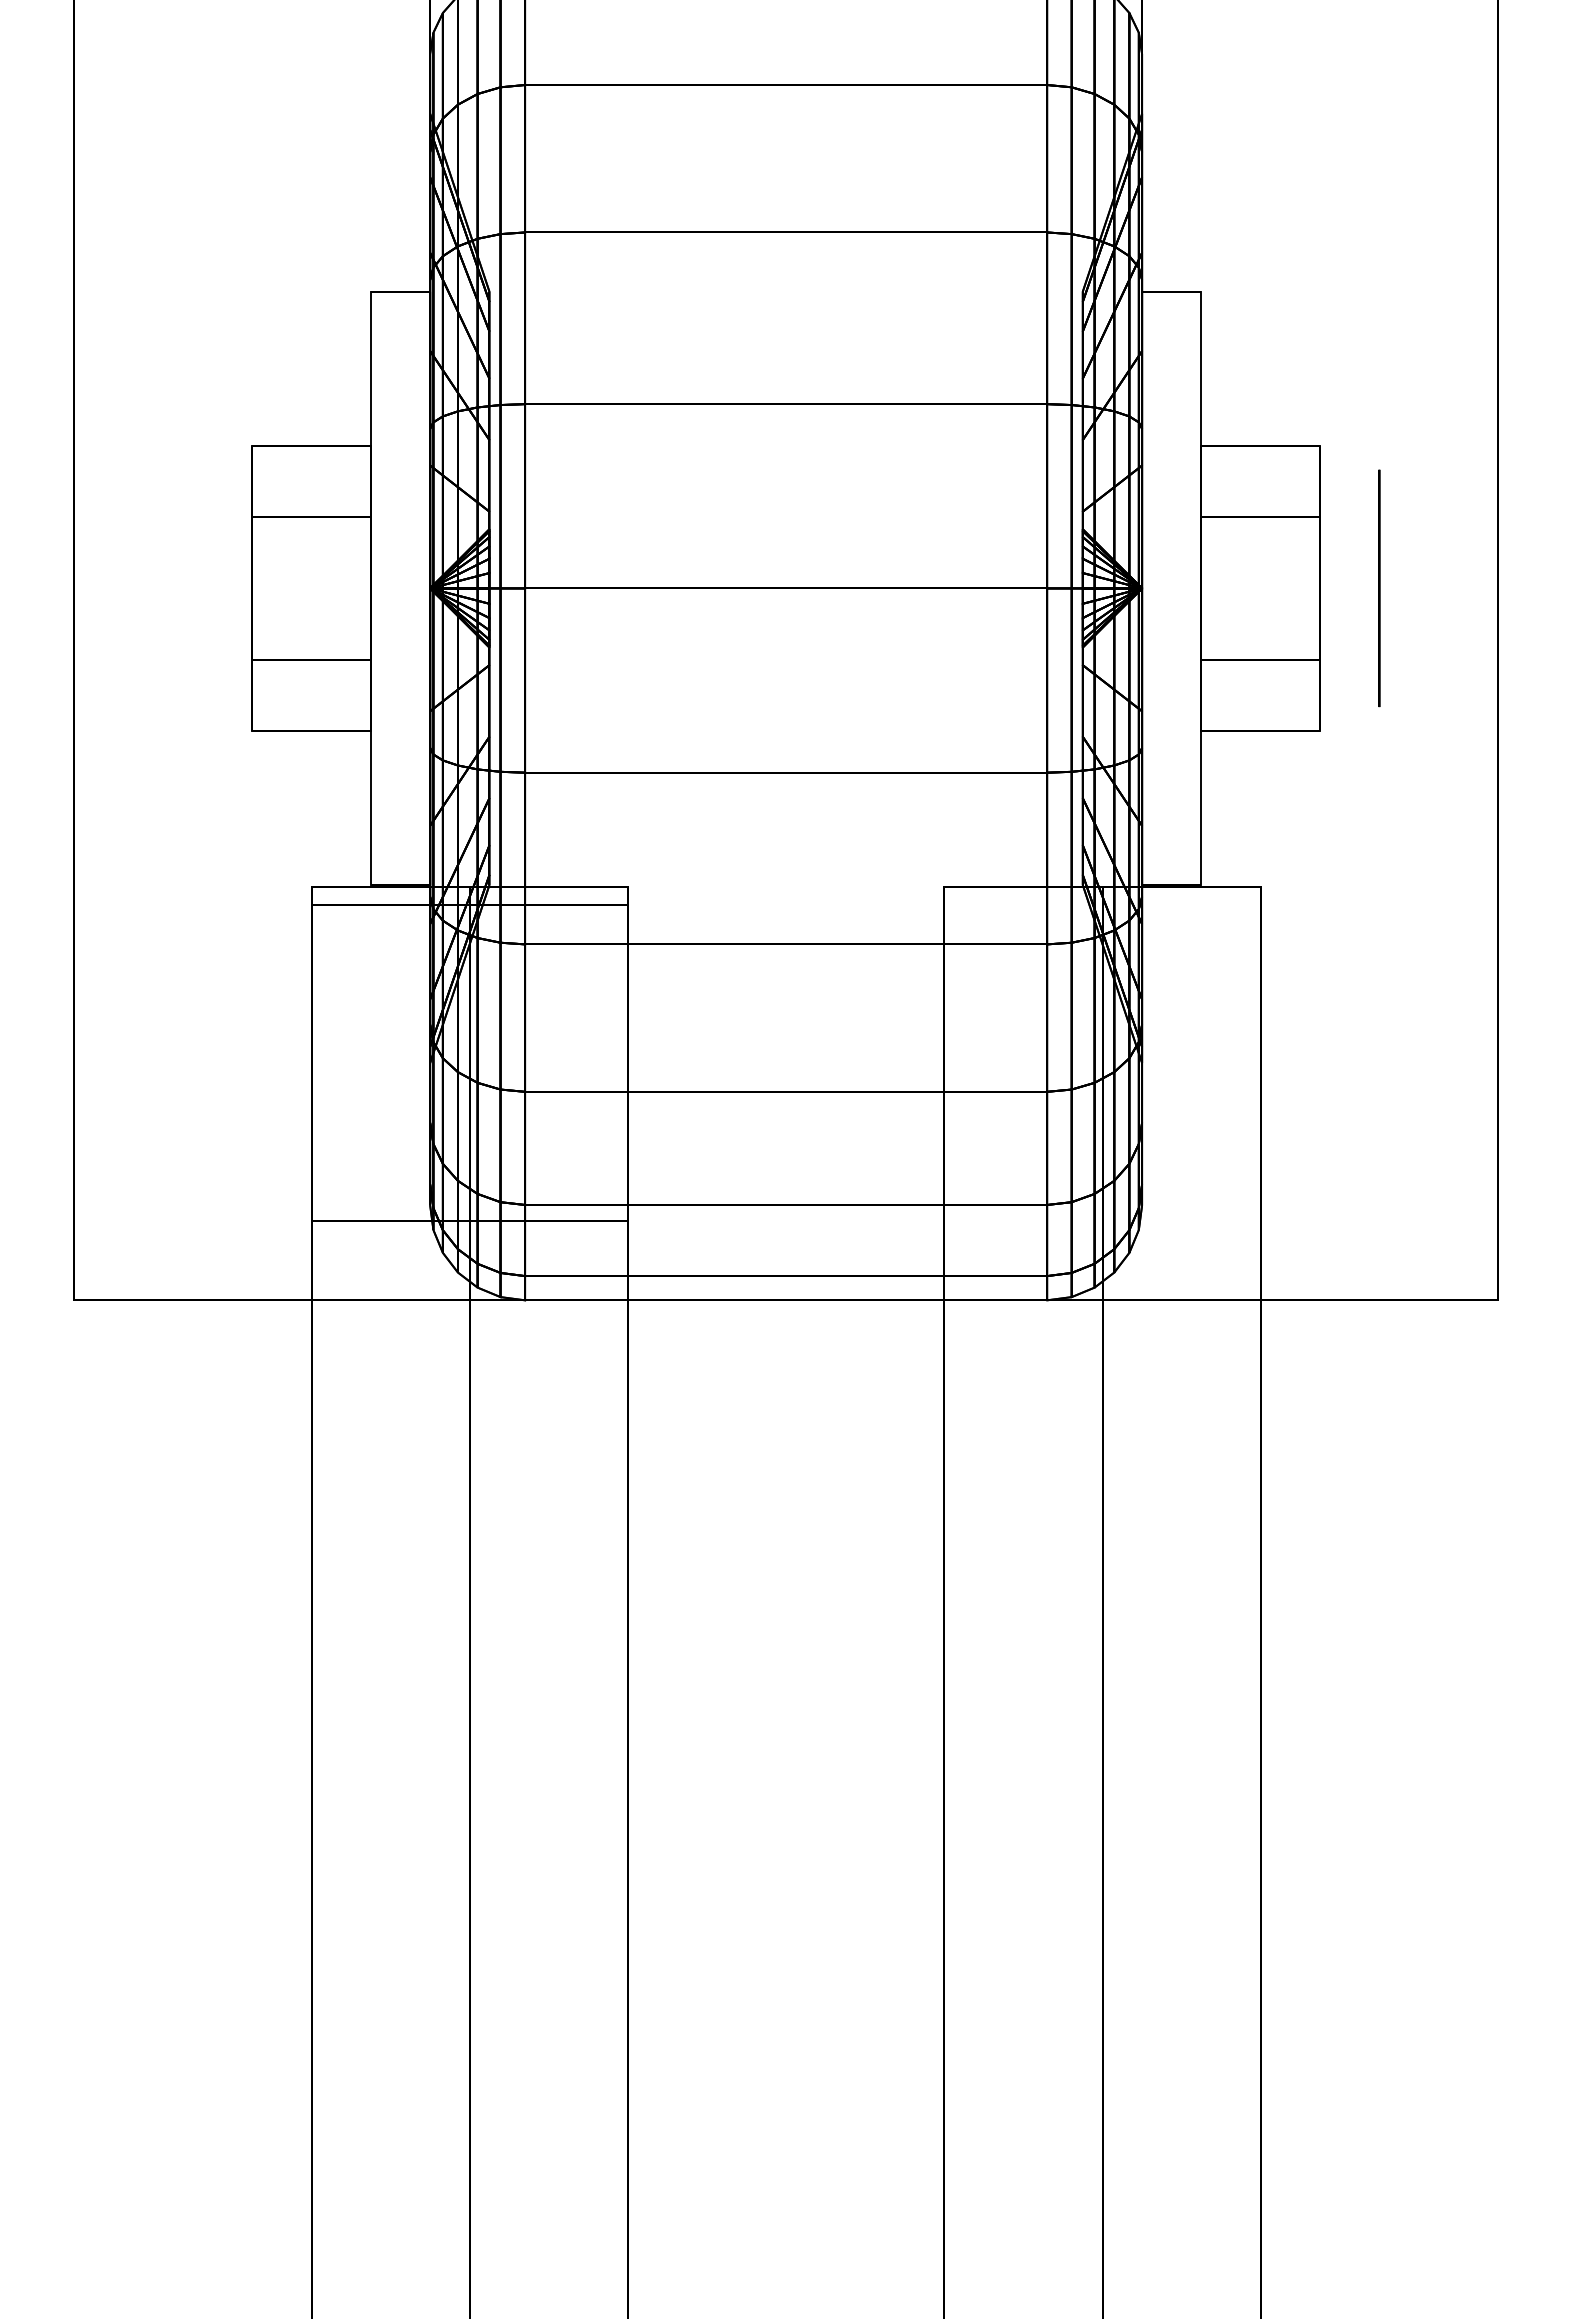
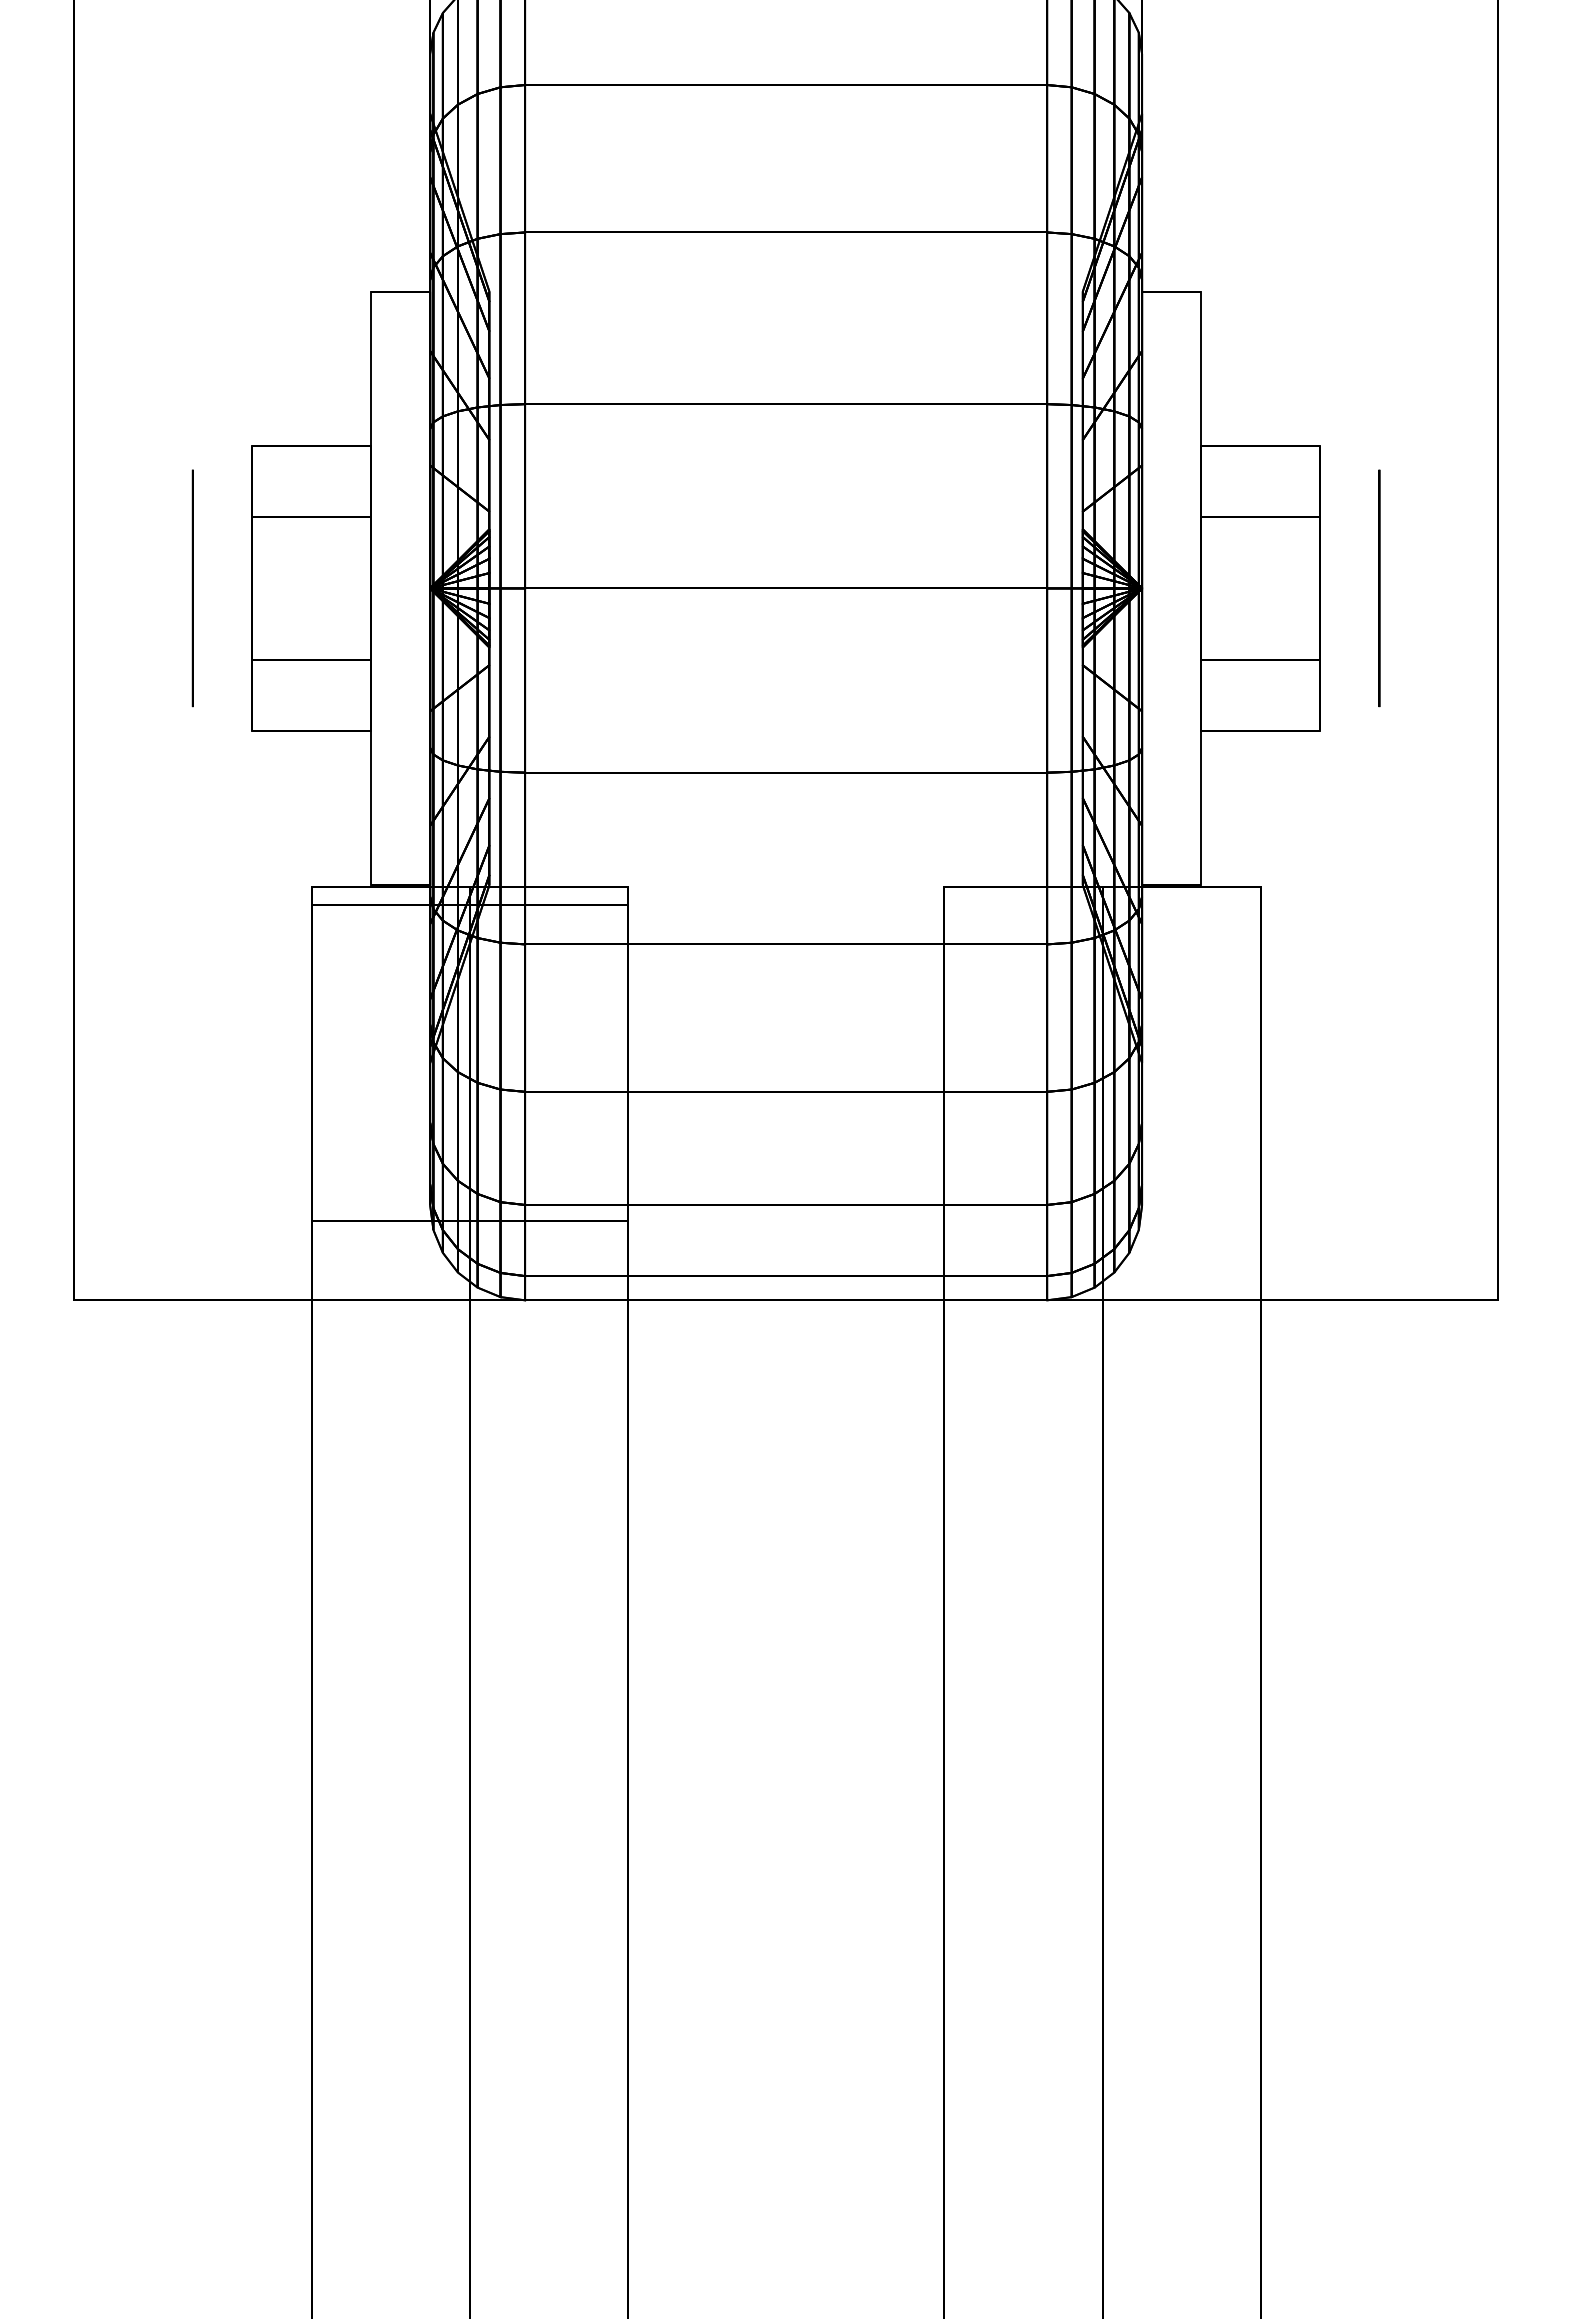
circle: none -> present (192, 588)
